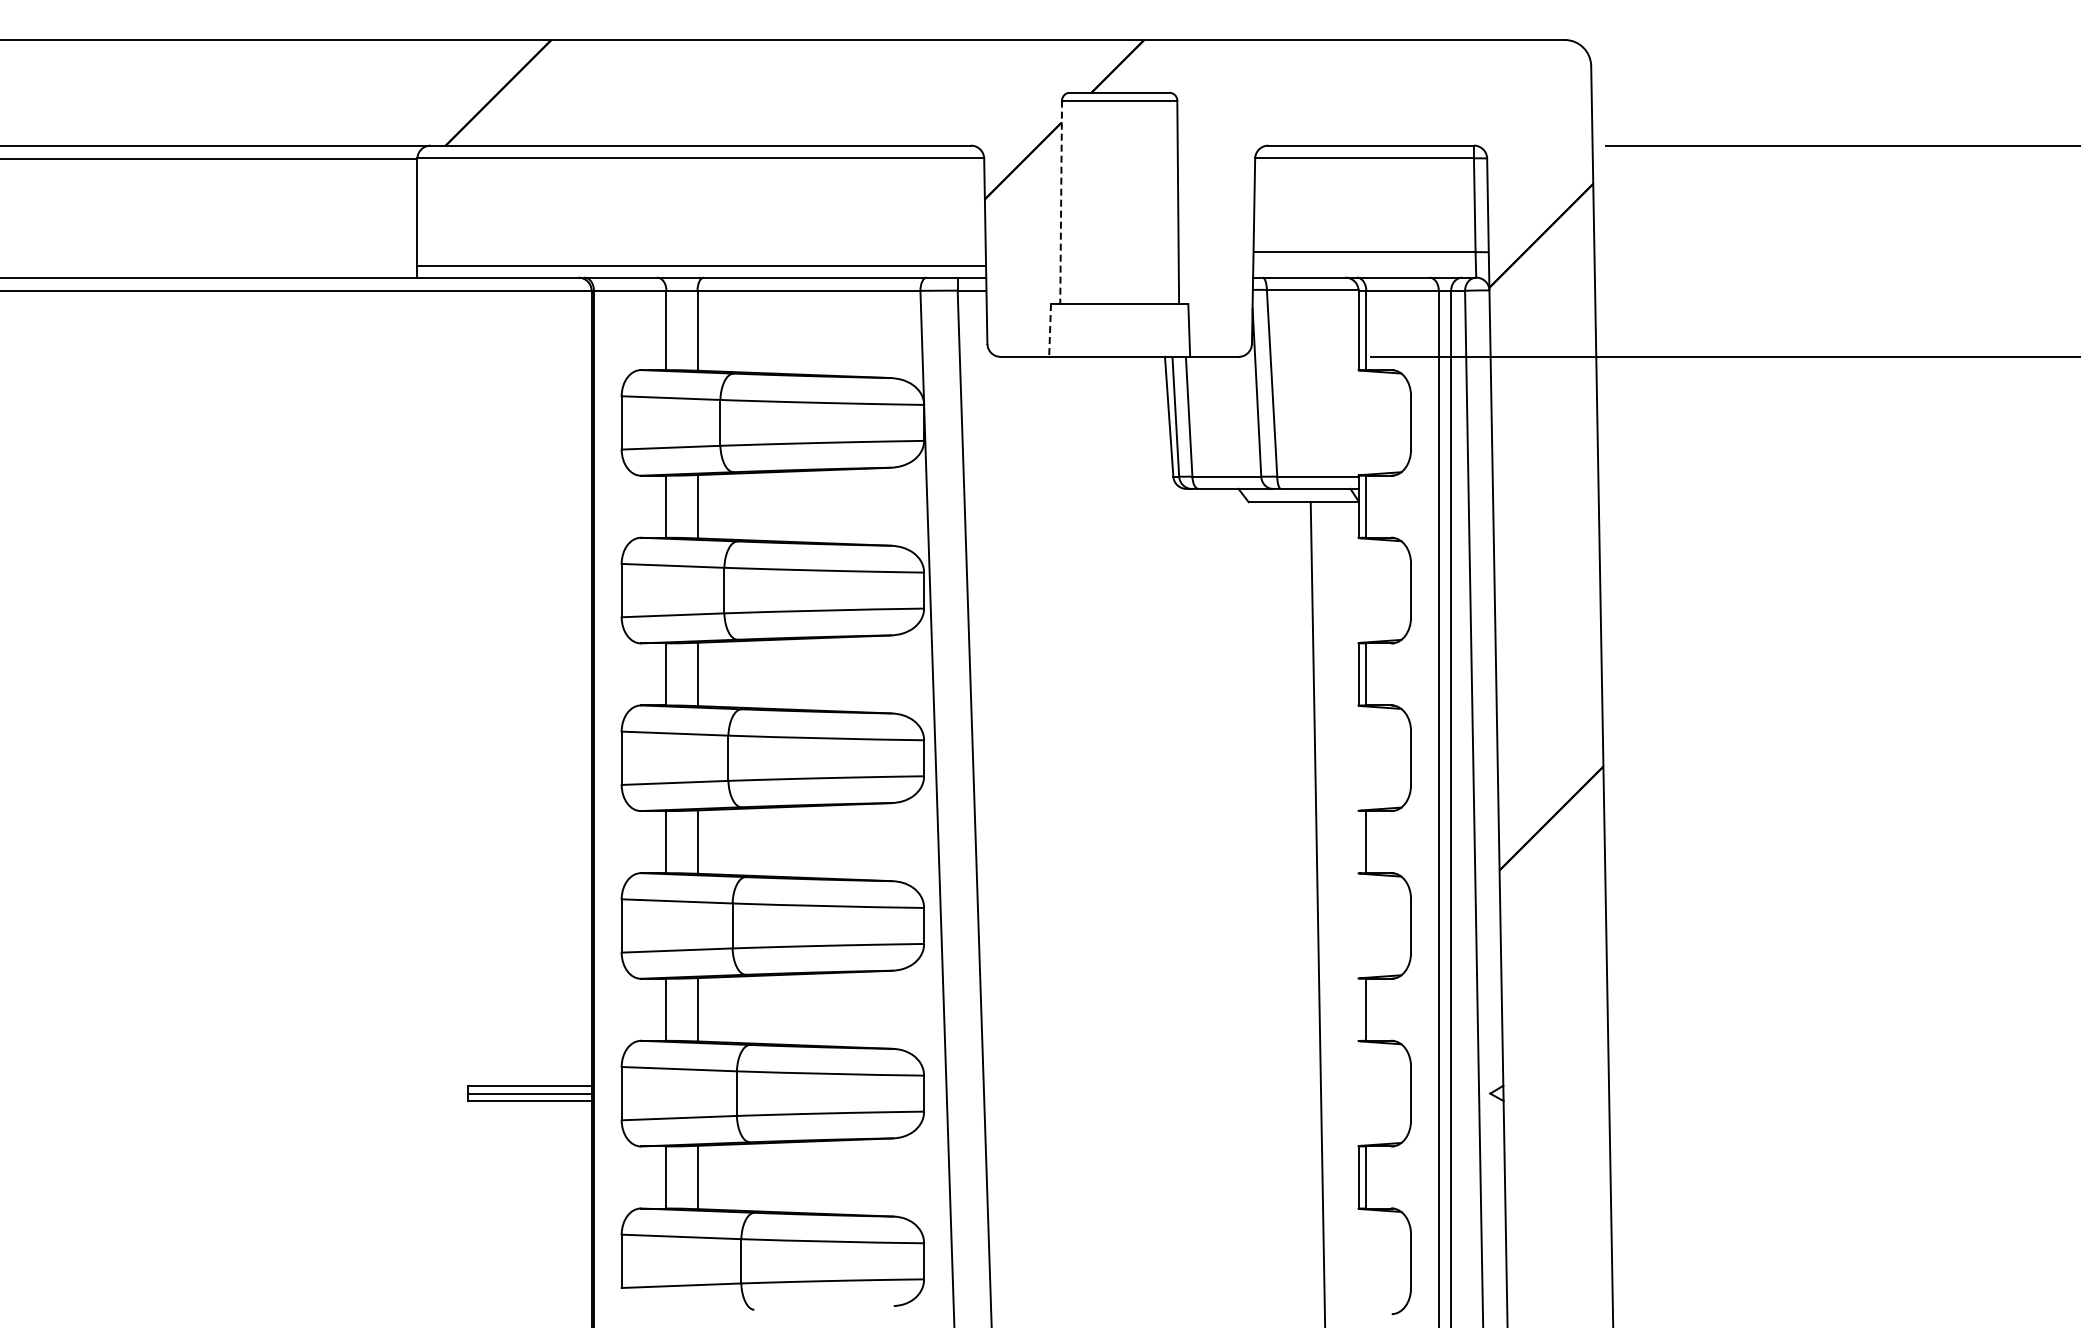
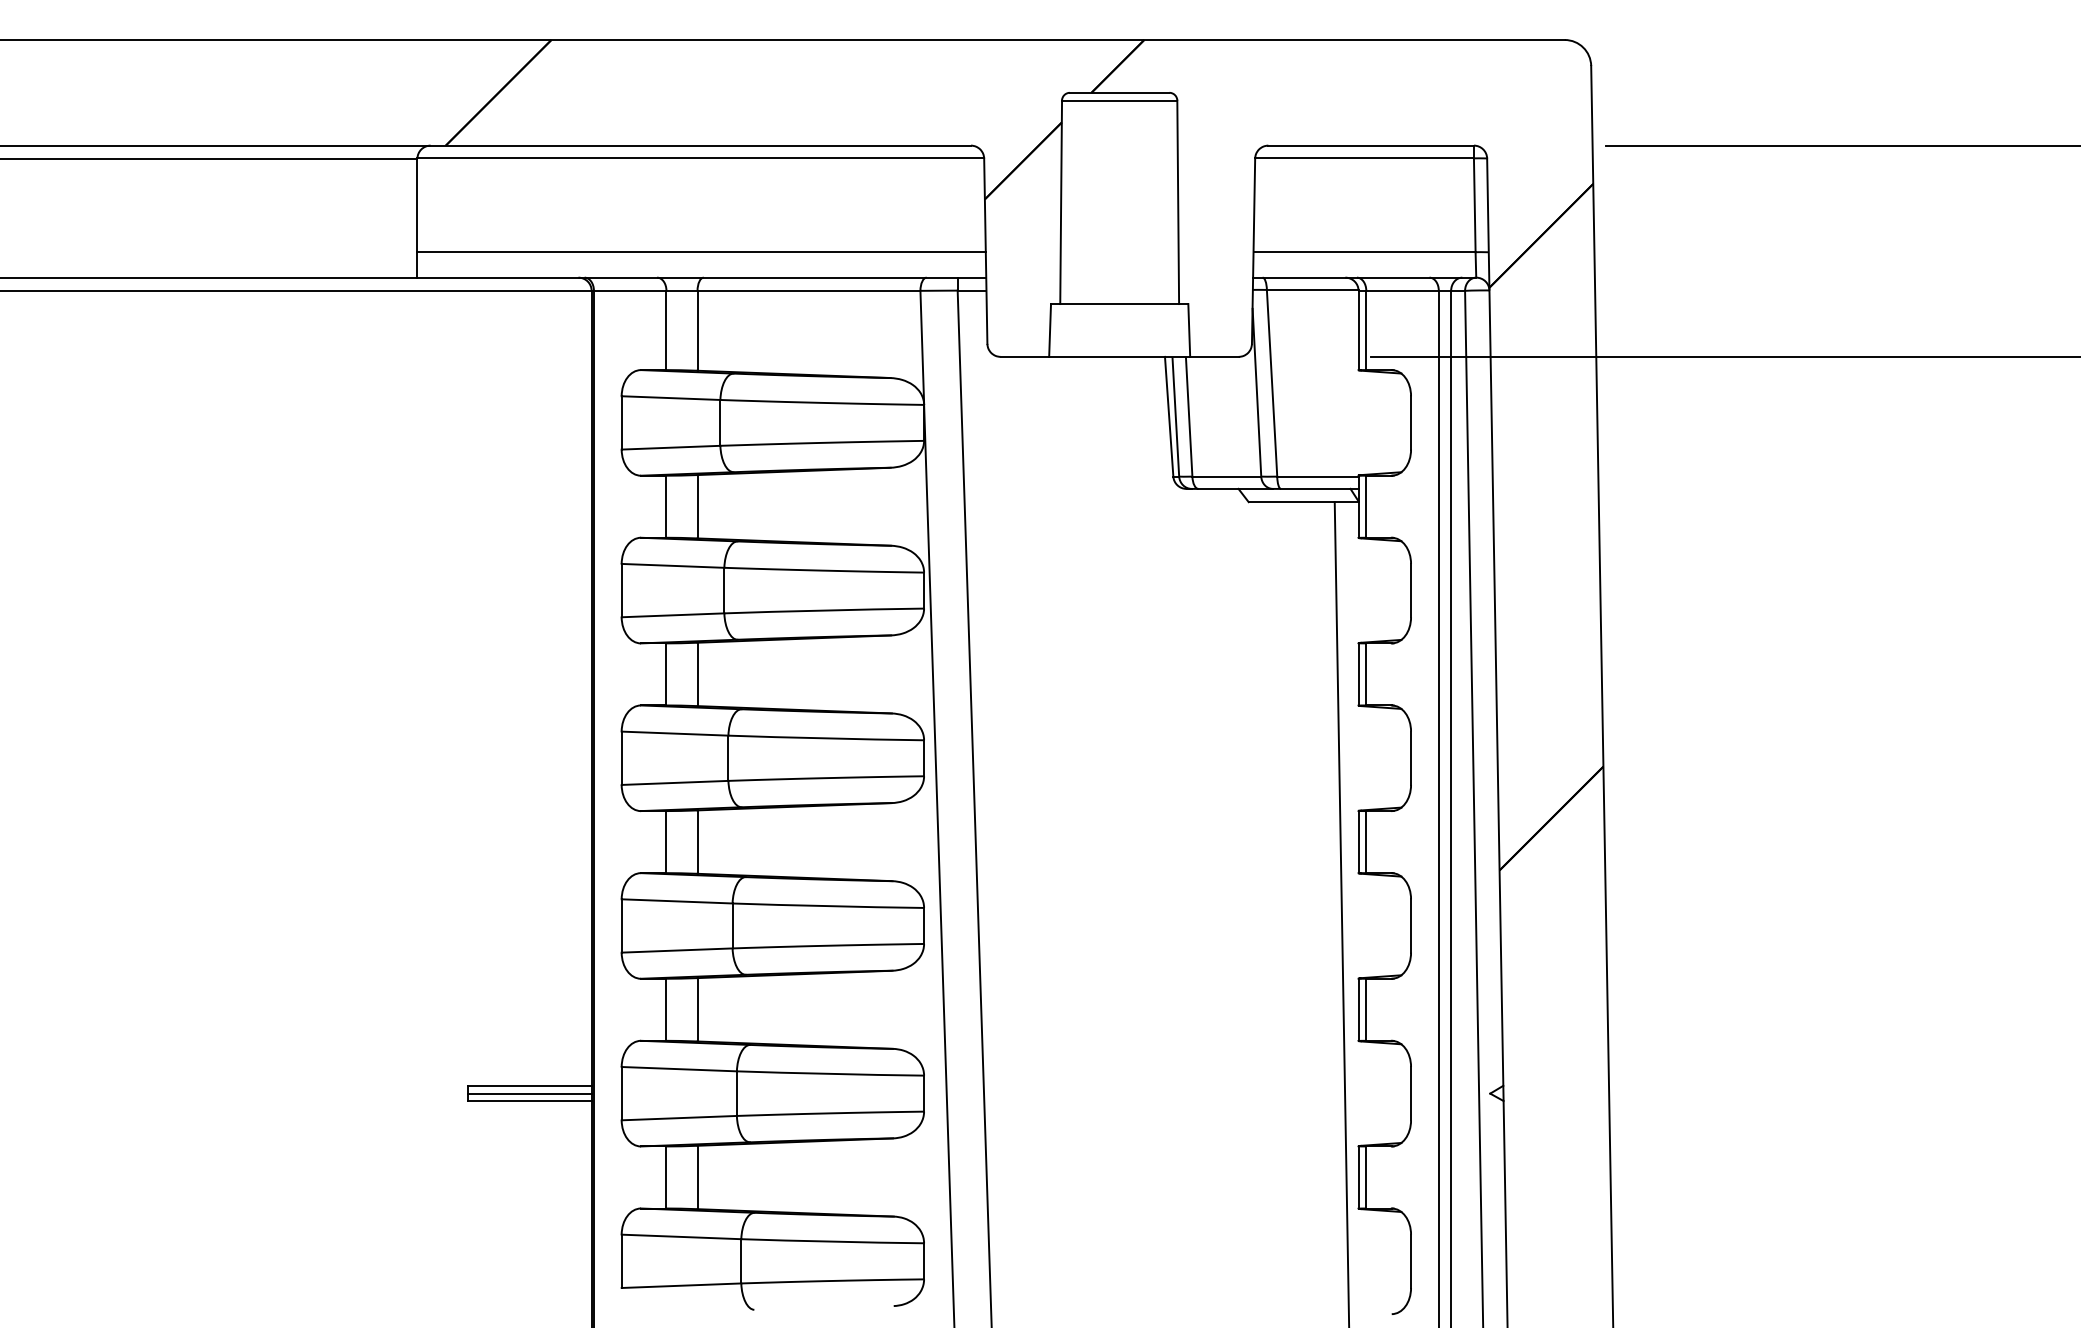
line: dashed -> solid (1061, 202)
line position: (701, 266) -> (701, 252) (701, 252)
line: dashed -> solid (1050, 330)
line: none -> present (1358, 841)
line position: (1317, 913) -> (1341, 913) (1341, 913)
line: none -> present (1358, 1009)
